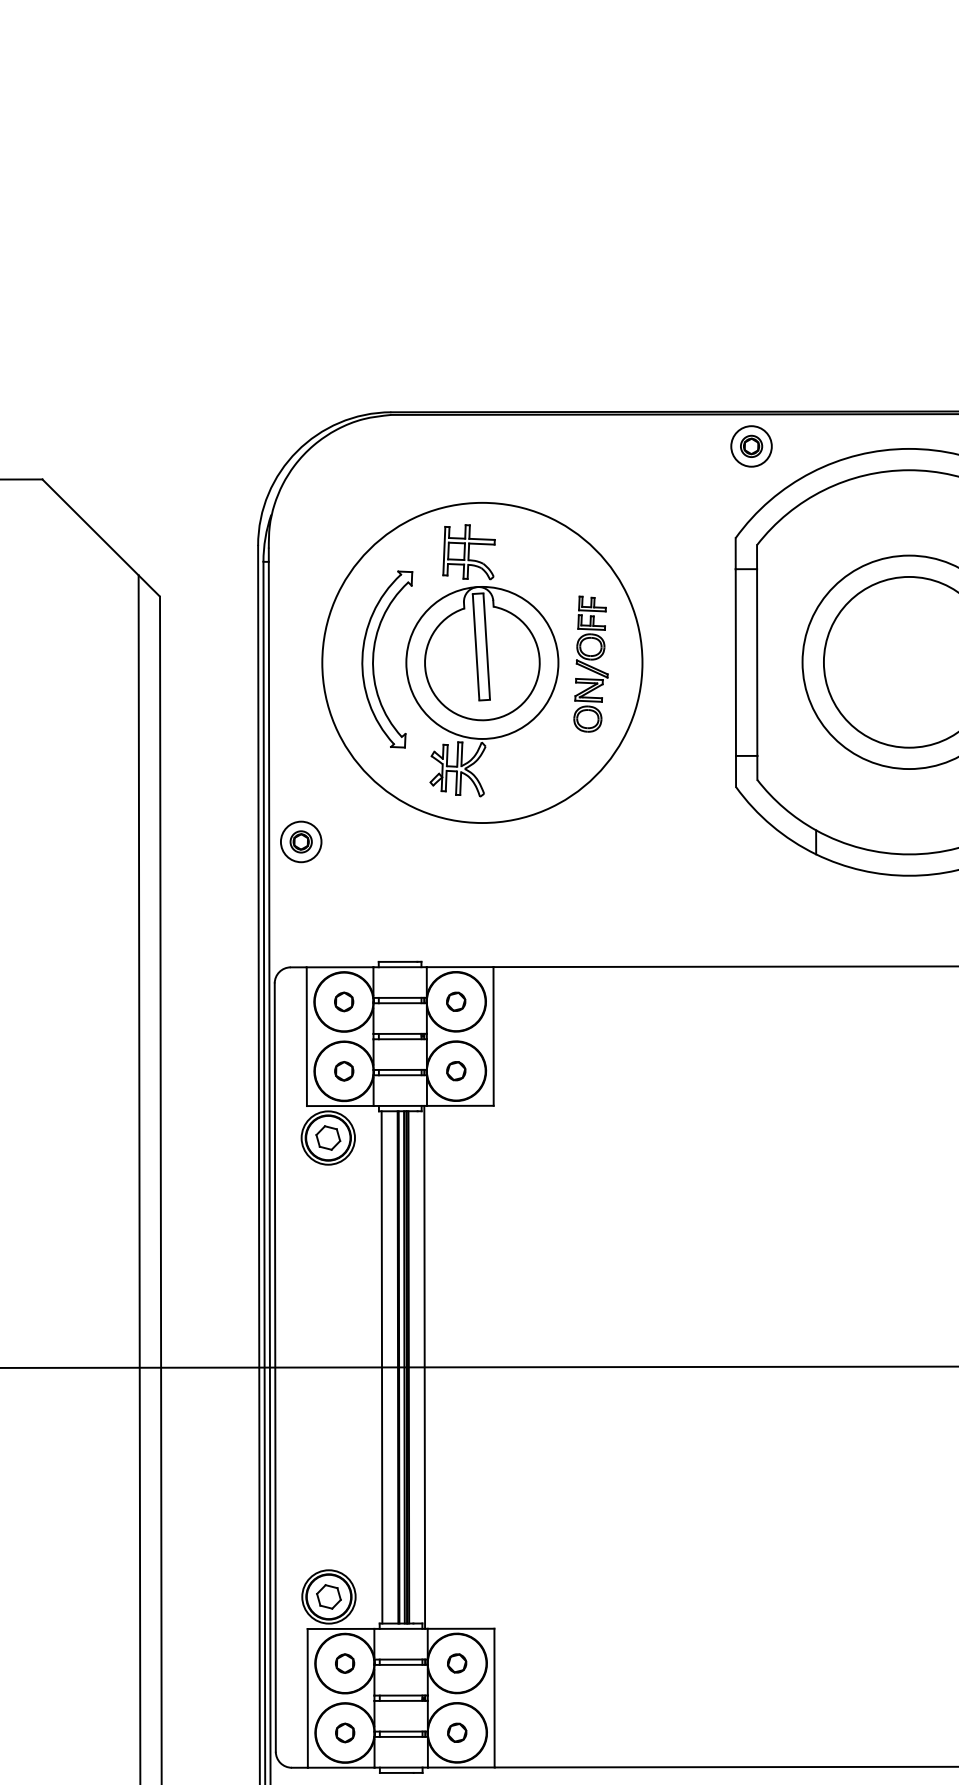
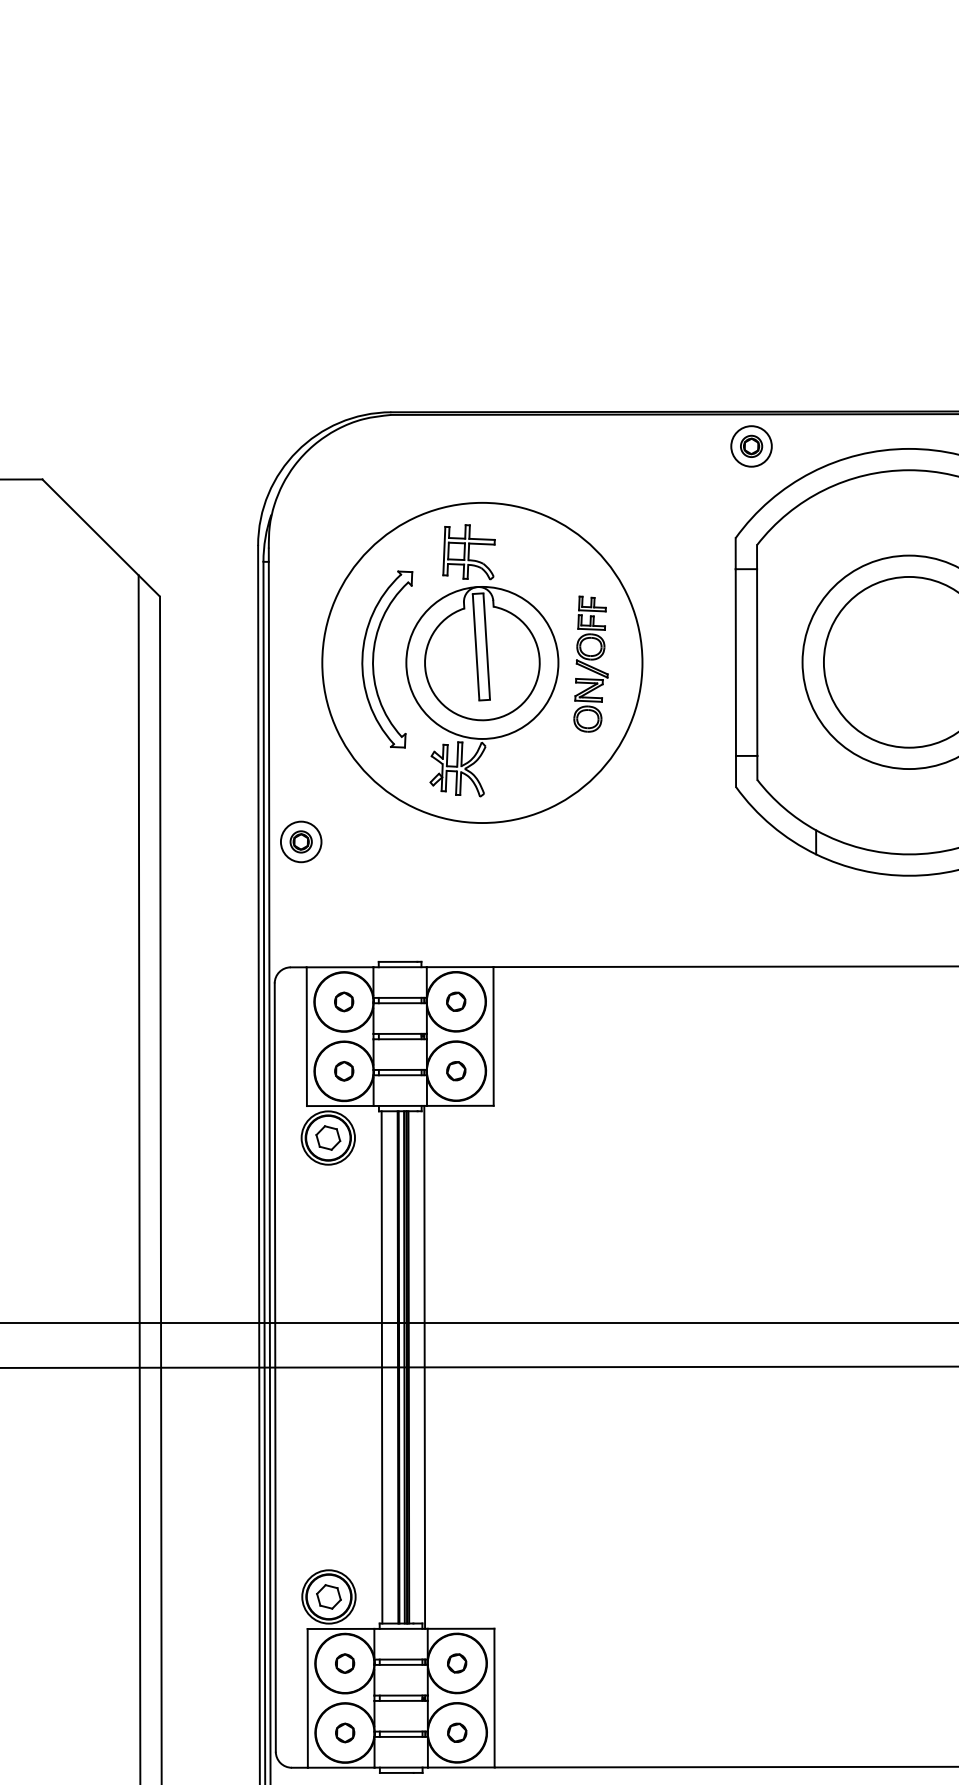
line: none -> present (478, 1323)
